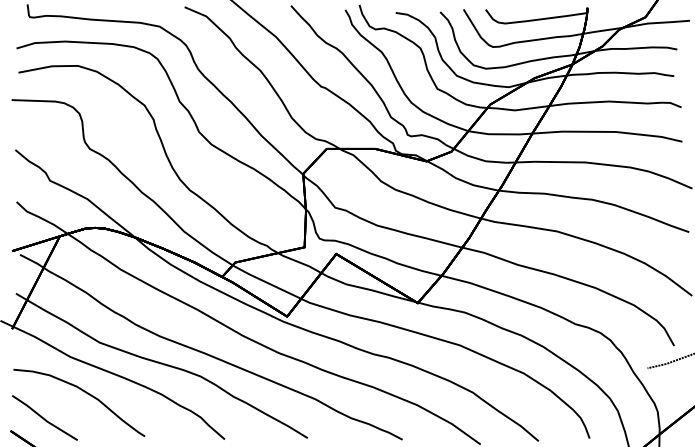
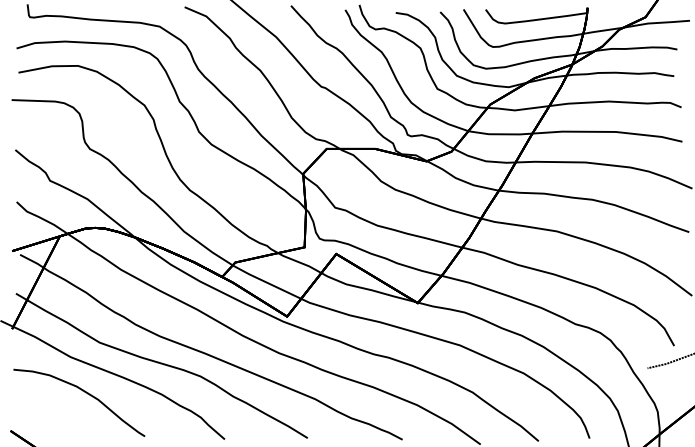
line: present -> none (43, 417)
